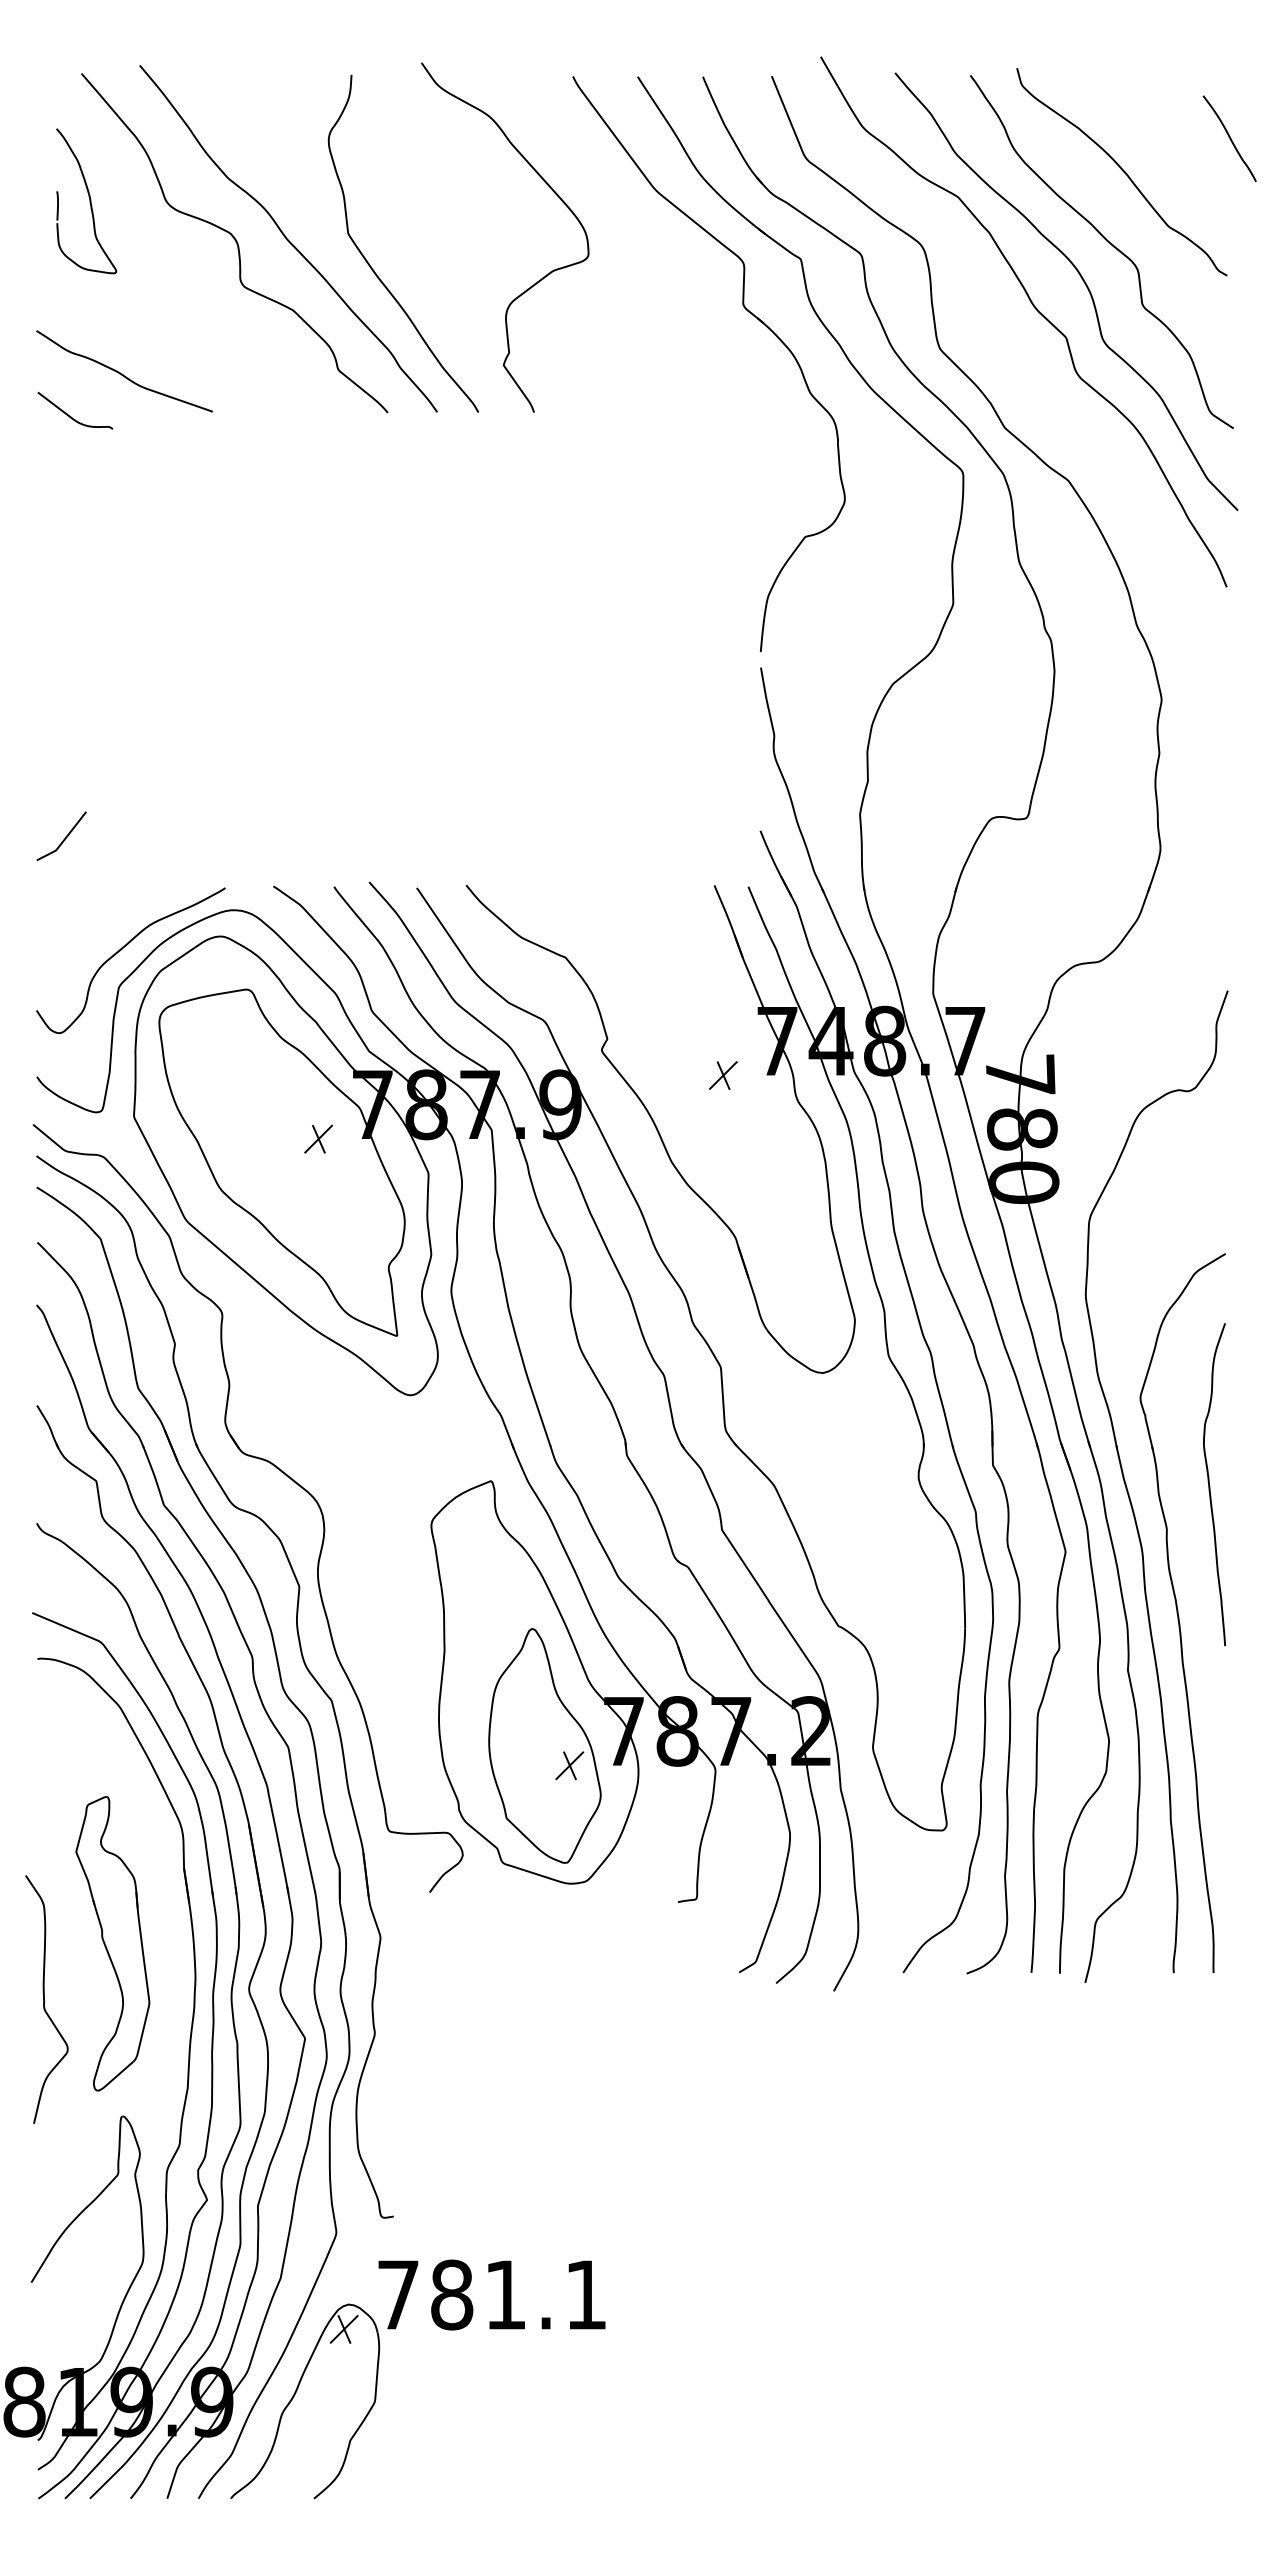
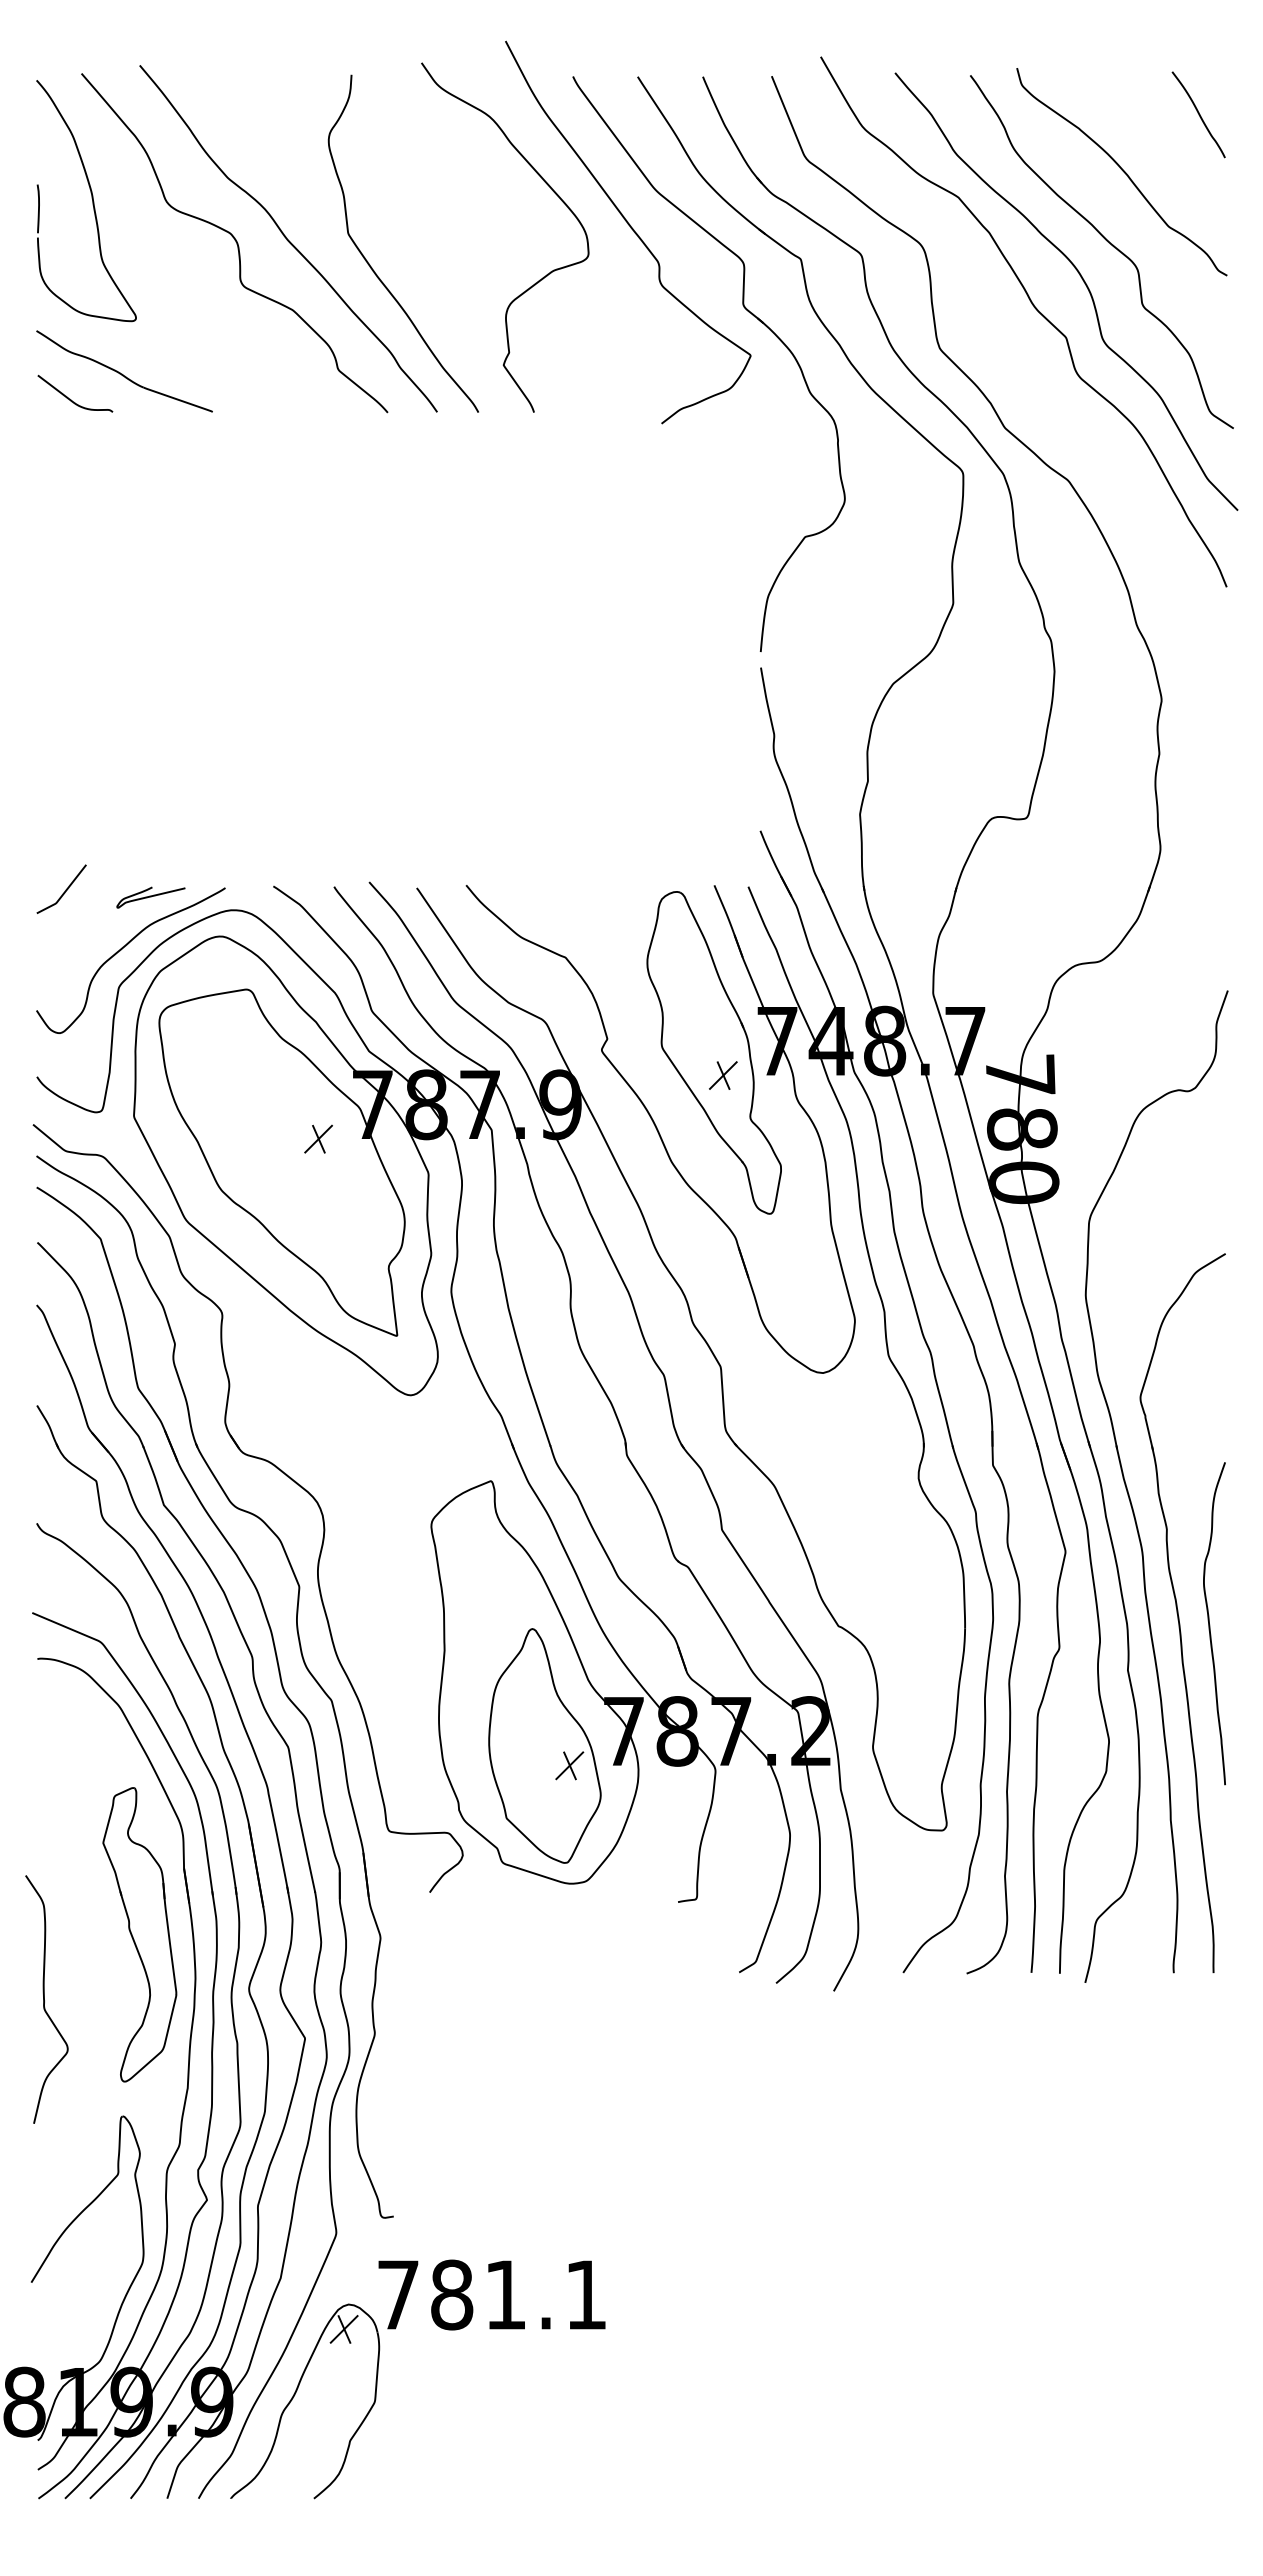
curve position: (1229, 138) -> (1198, 114) (1198, 114)
part size: 62x147 px -> 101x243 px (86, 201)
curve: none -> present (631, 229)
curve position: (71, 416) -> (71, 399) (71, 399)
curve position: (65, 836) -> (65, 889) (65, 889)
curve: none -> present (150, 897)
part: none -> present (713, 1052)
curve position: (1210, 1485) -> (1210, 1624) (1210, 1624)
part position: (112, 1943) -> (139, 1934) (139, 1934)
